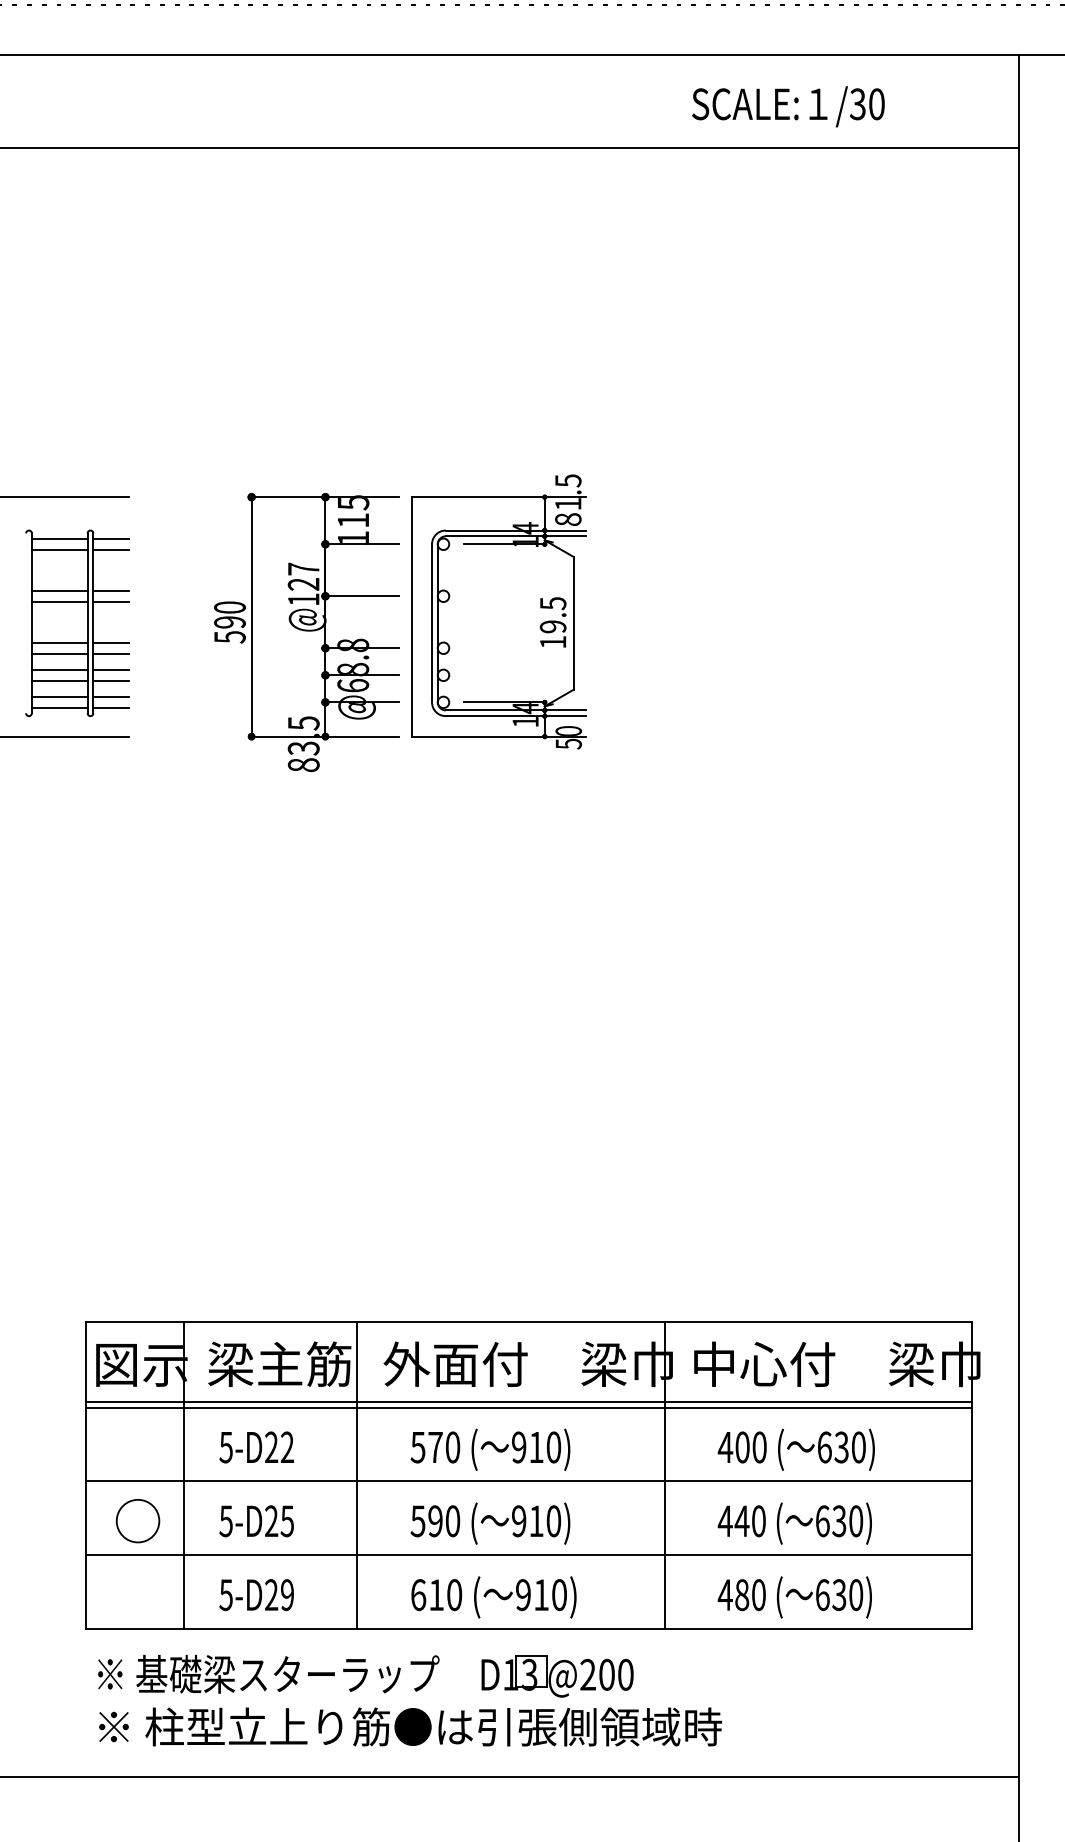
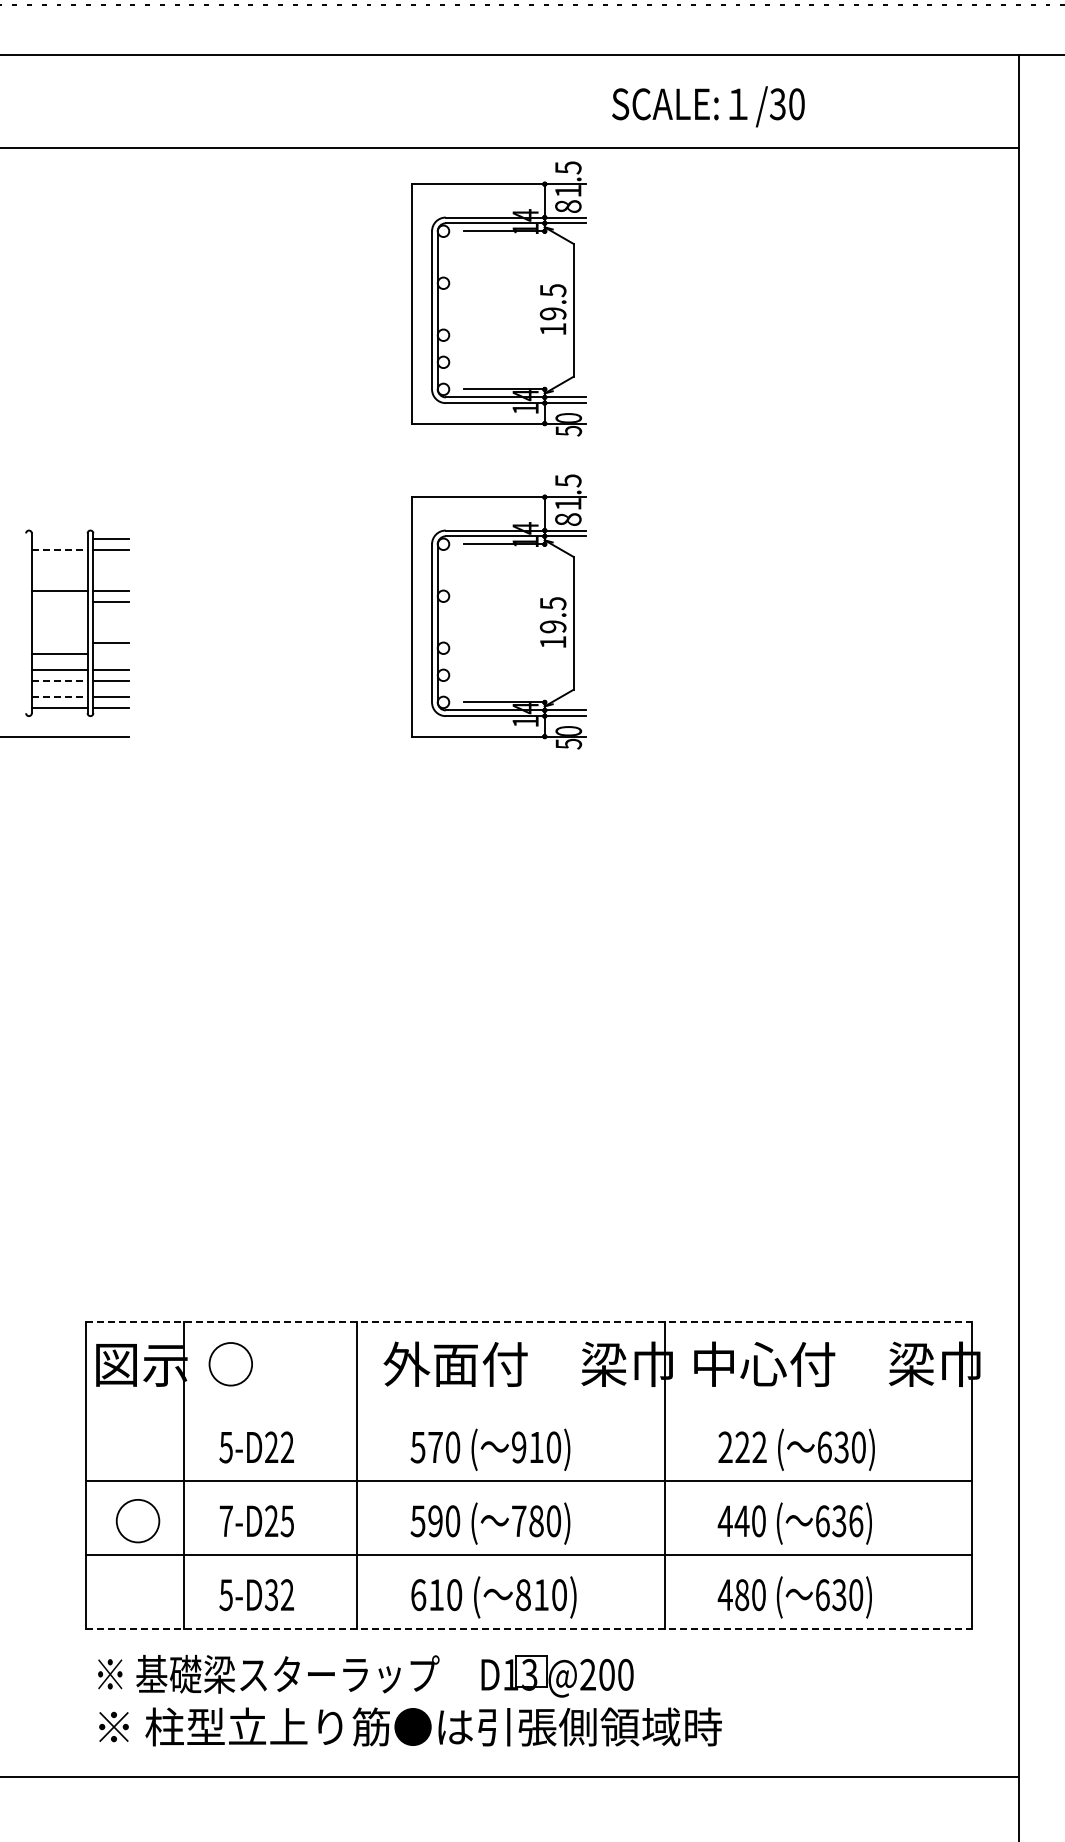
text position: (788, 106) -> (708, 106) (708, 106)
part: none -> present (498, 298)
line: present -> none (65, 497)
line: present -> none (59, 538)
line: solid -> dashed (59, 550)
line: present -> none (59, 602)
part: present -> none (306, 632)
line: present -> none (59, 642)
line: present -> none (110, 654)
line: solid -> dashed (59, 681)
line: solid -> dashed (59, 696)
line: solid -> dashed (529, 1321)
text: 梁主筋 -> ○ (279, 1363)
line: present -> none (528, 1401)
line: present -> none (528, 1407)
text: 400 -> 222 (741, 1447)
text: 5-D25 -> 7-D25 (225, 1521)
text: 910) -> 780) (527, 1521)
text: 630) -> 636) (856, 1521)
text: 5-D29 -> 5-D32 (278, 1595)
text: 910) -> 810) (523, 1595)
line: solid -> dashed (529, 1629)
